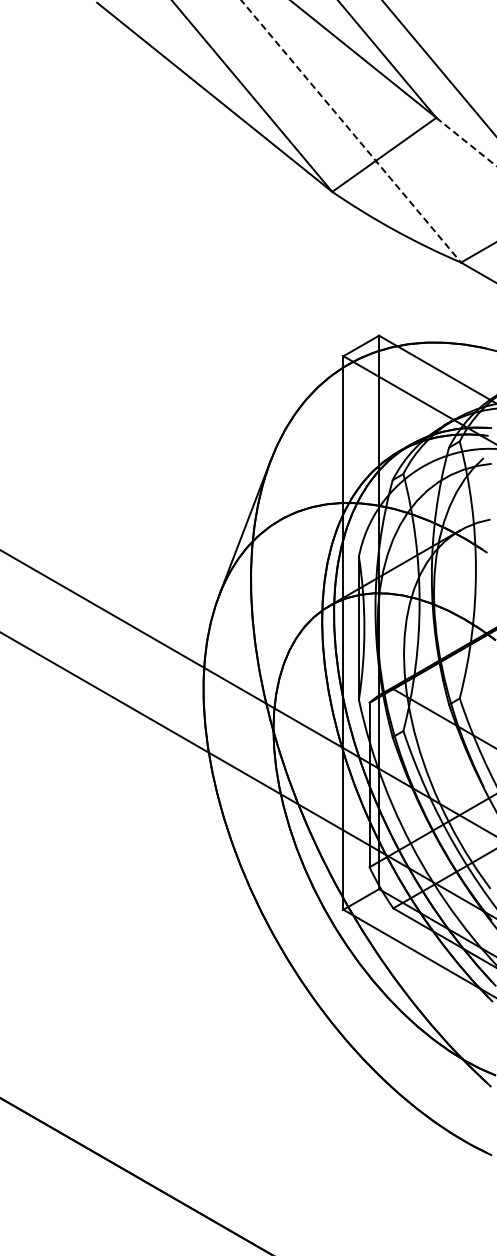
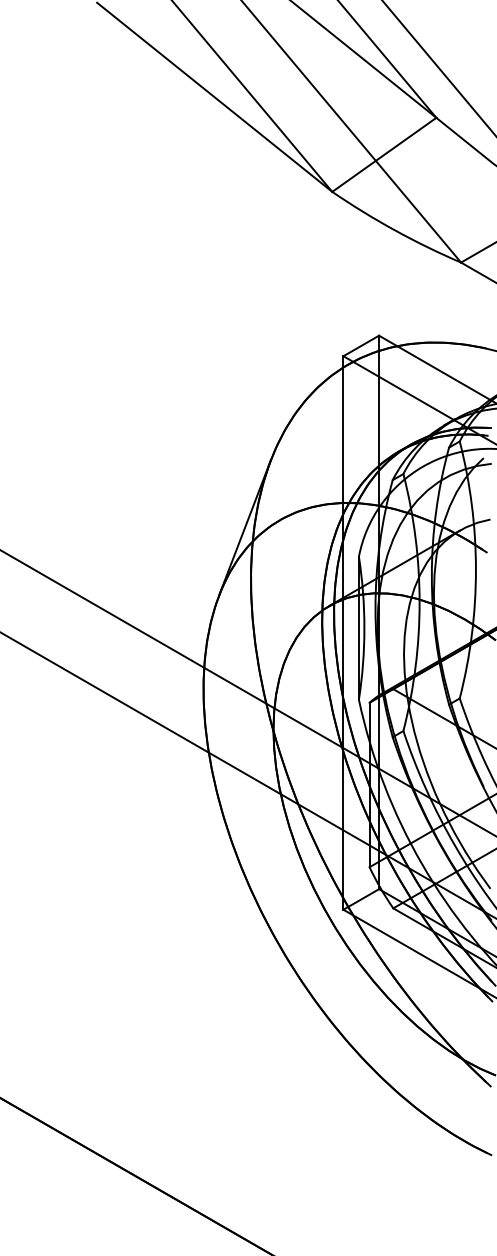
line: dashed -> solid (351, 131)
line: dashed -> solid (466, 142)
